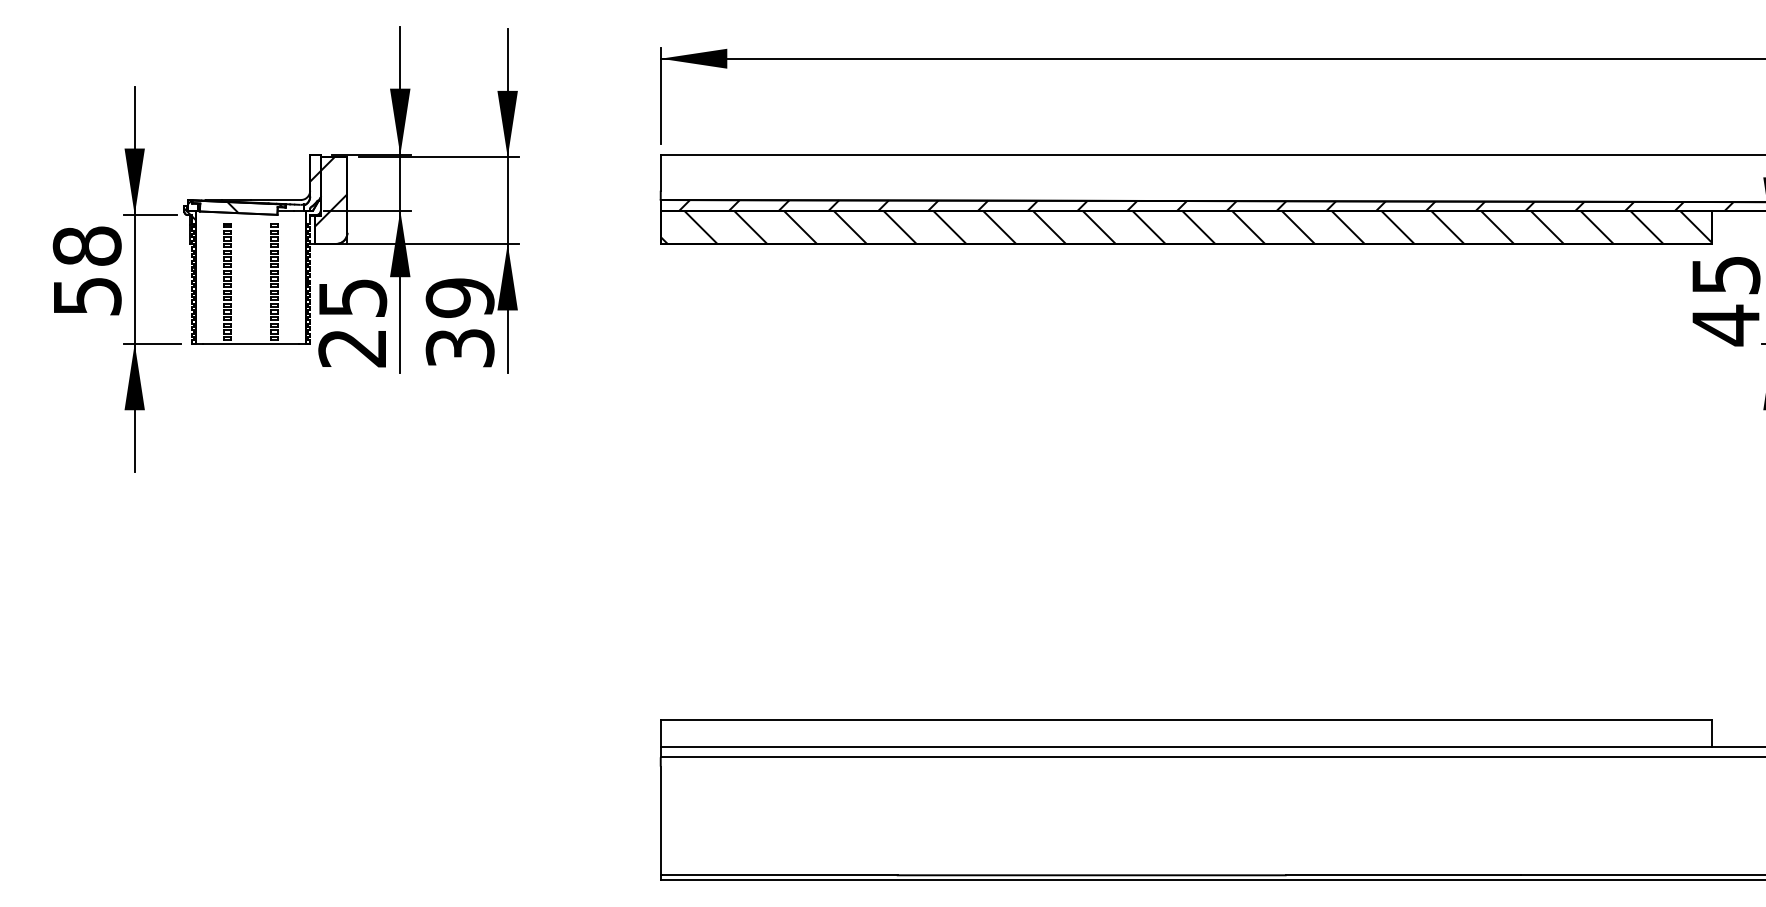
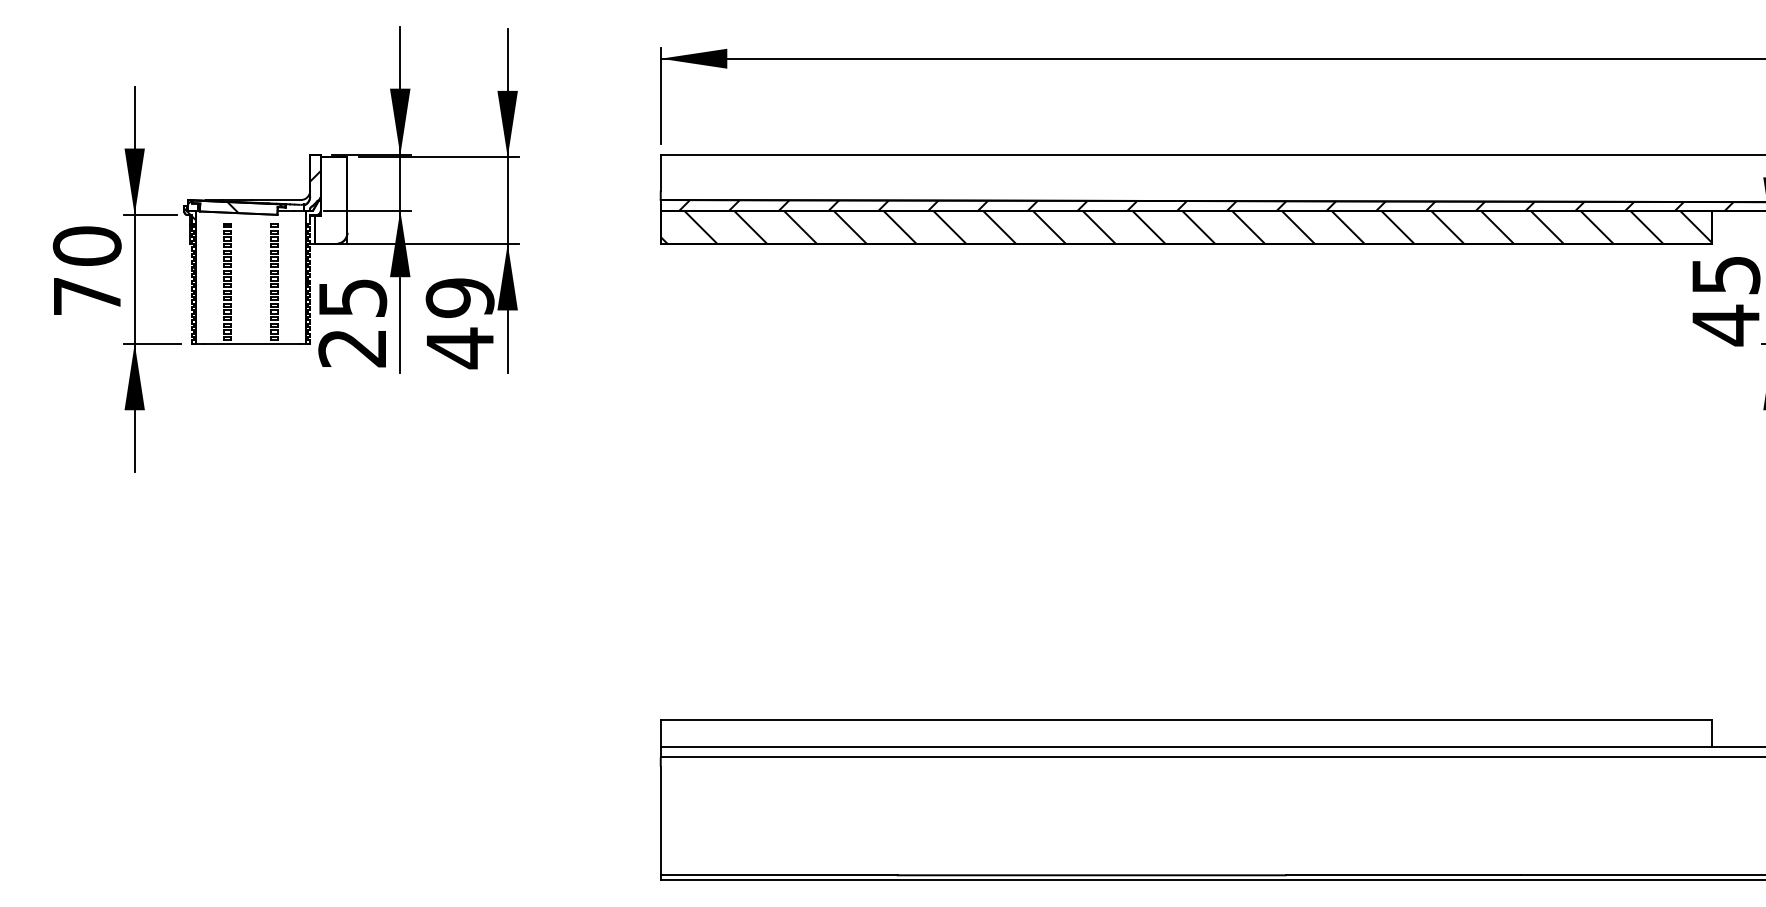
hatch: present -> none (331, 191)
text: 58 -> 70 (87, 270)
text: 39 -> 49 (459, 348)
